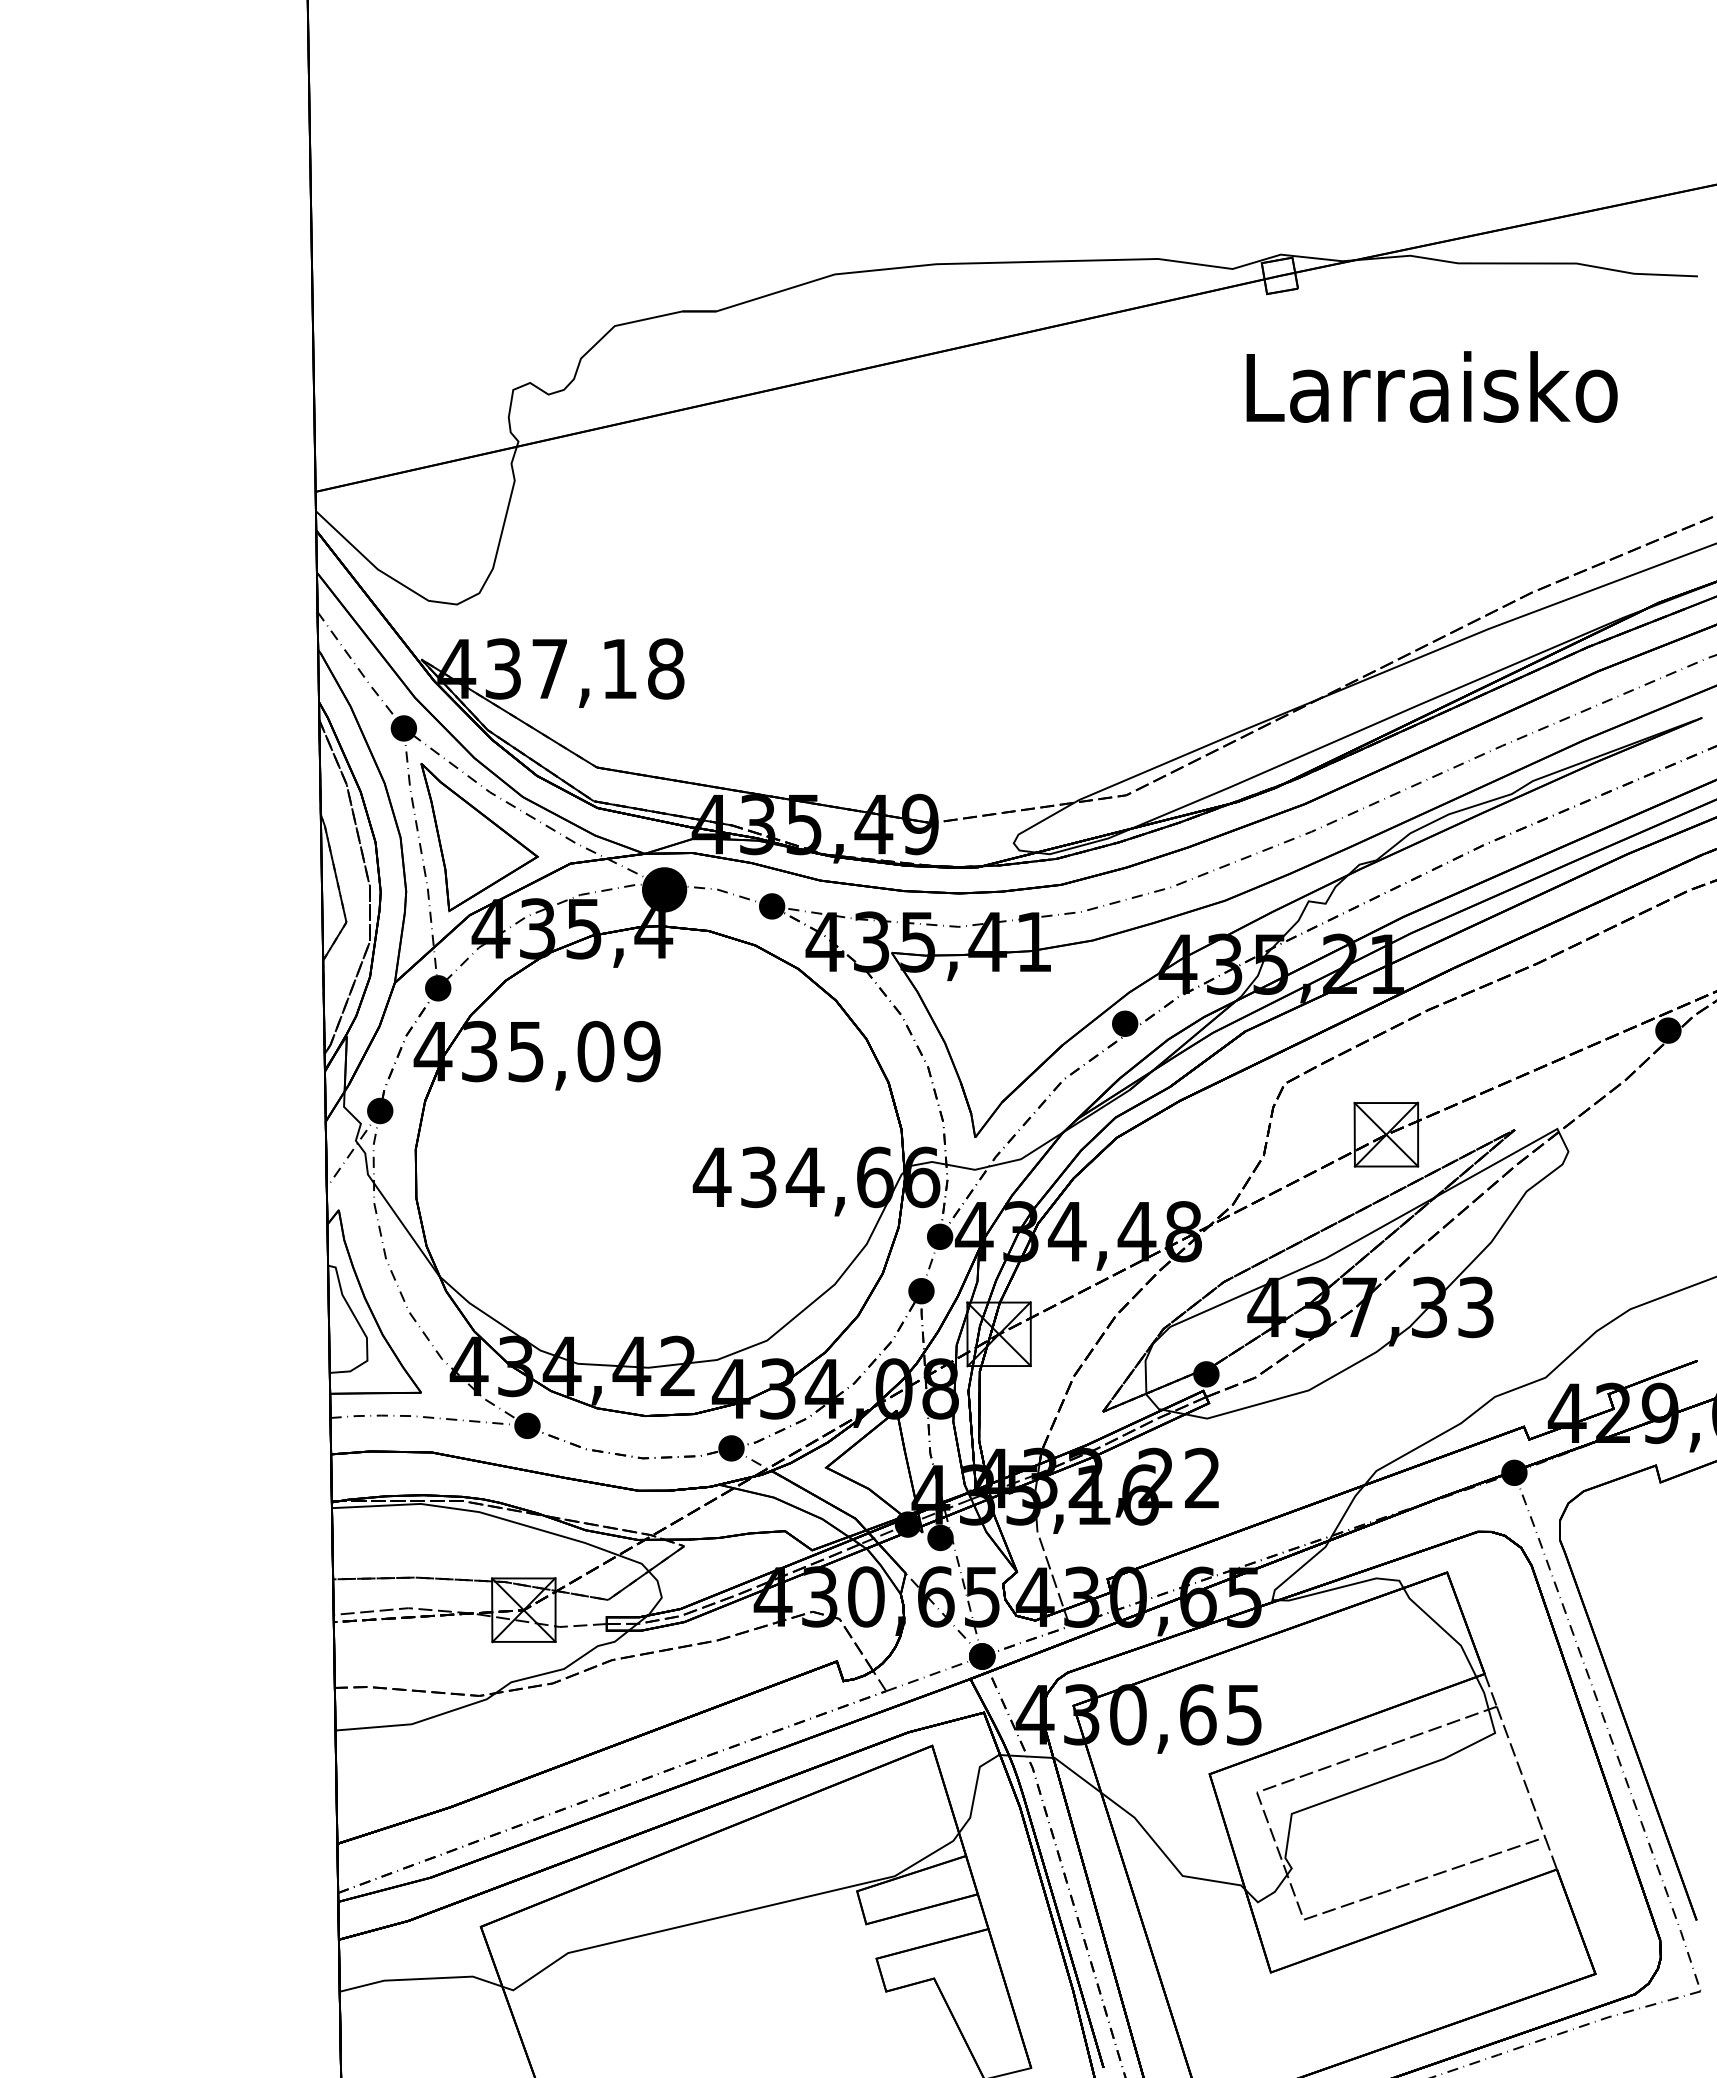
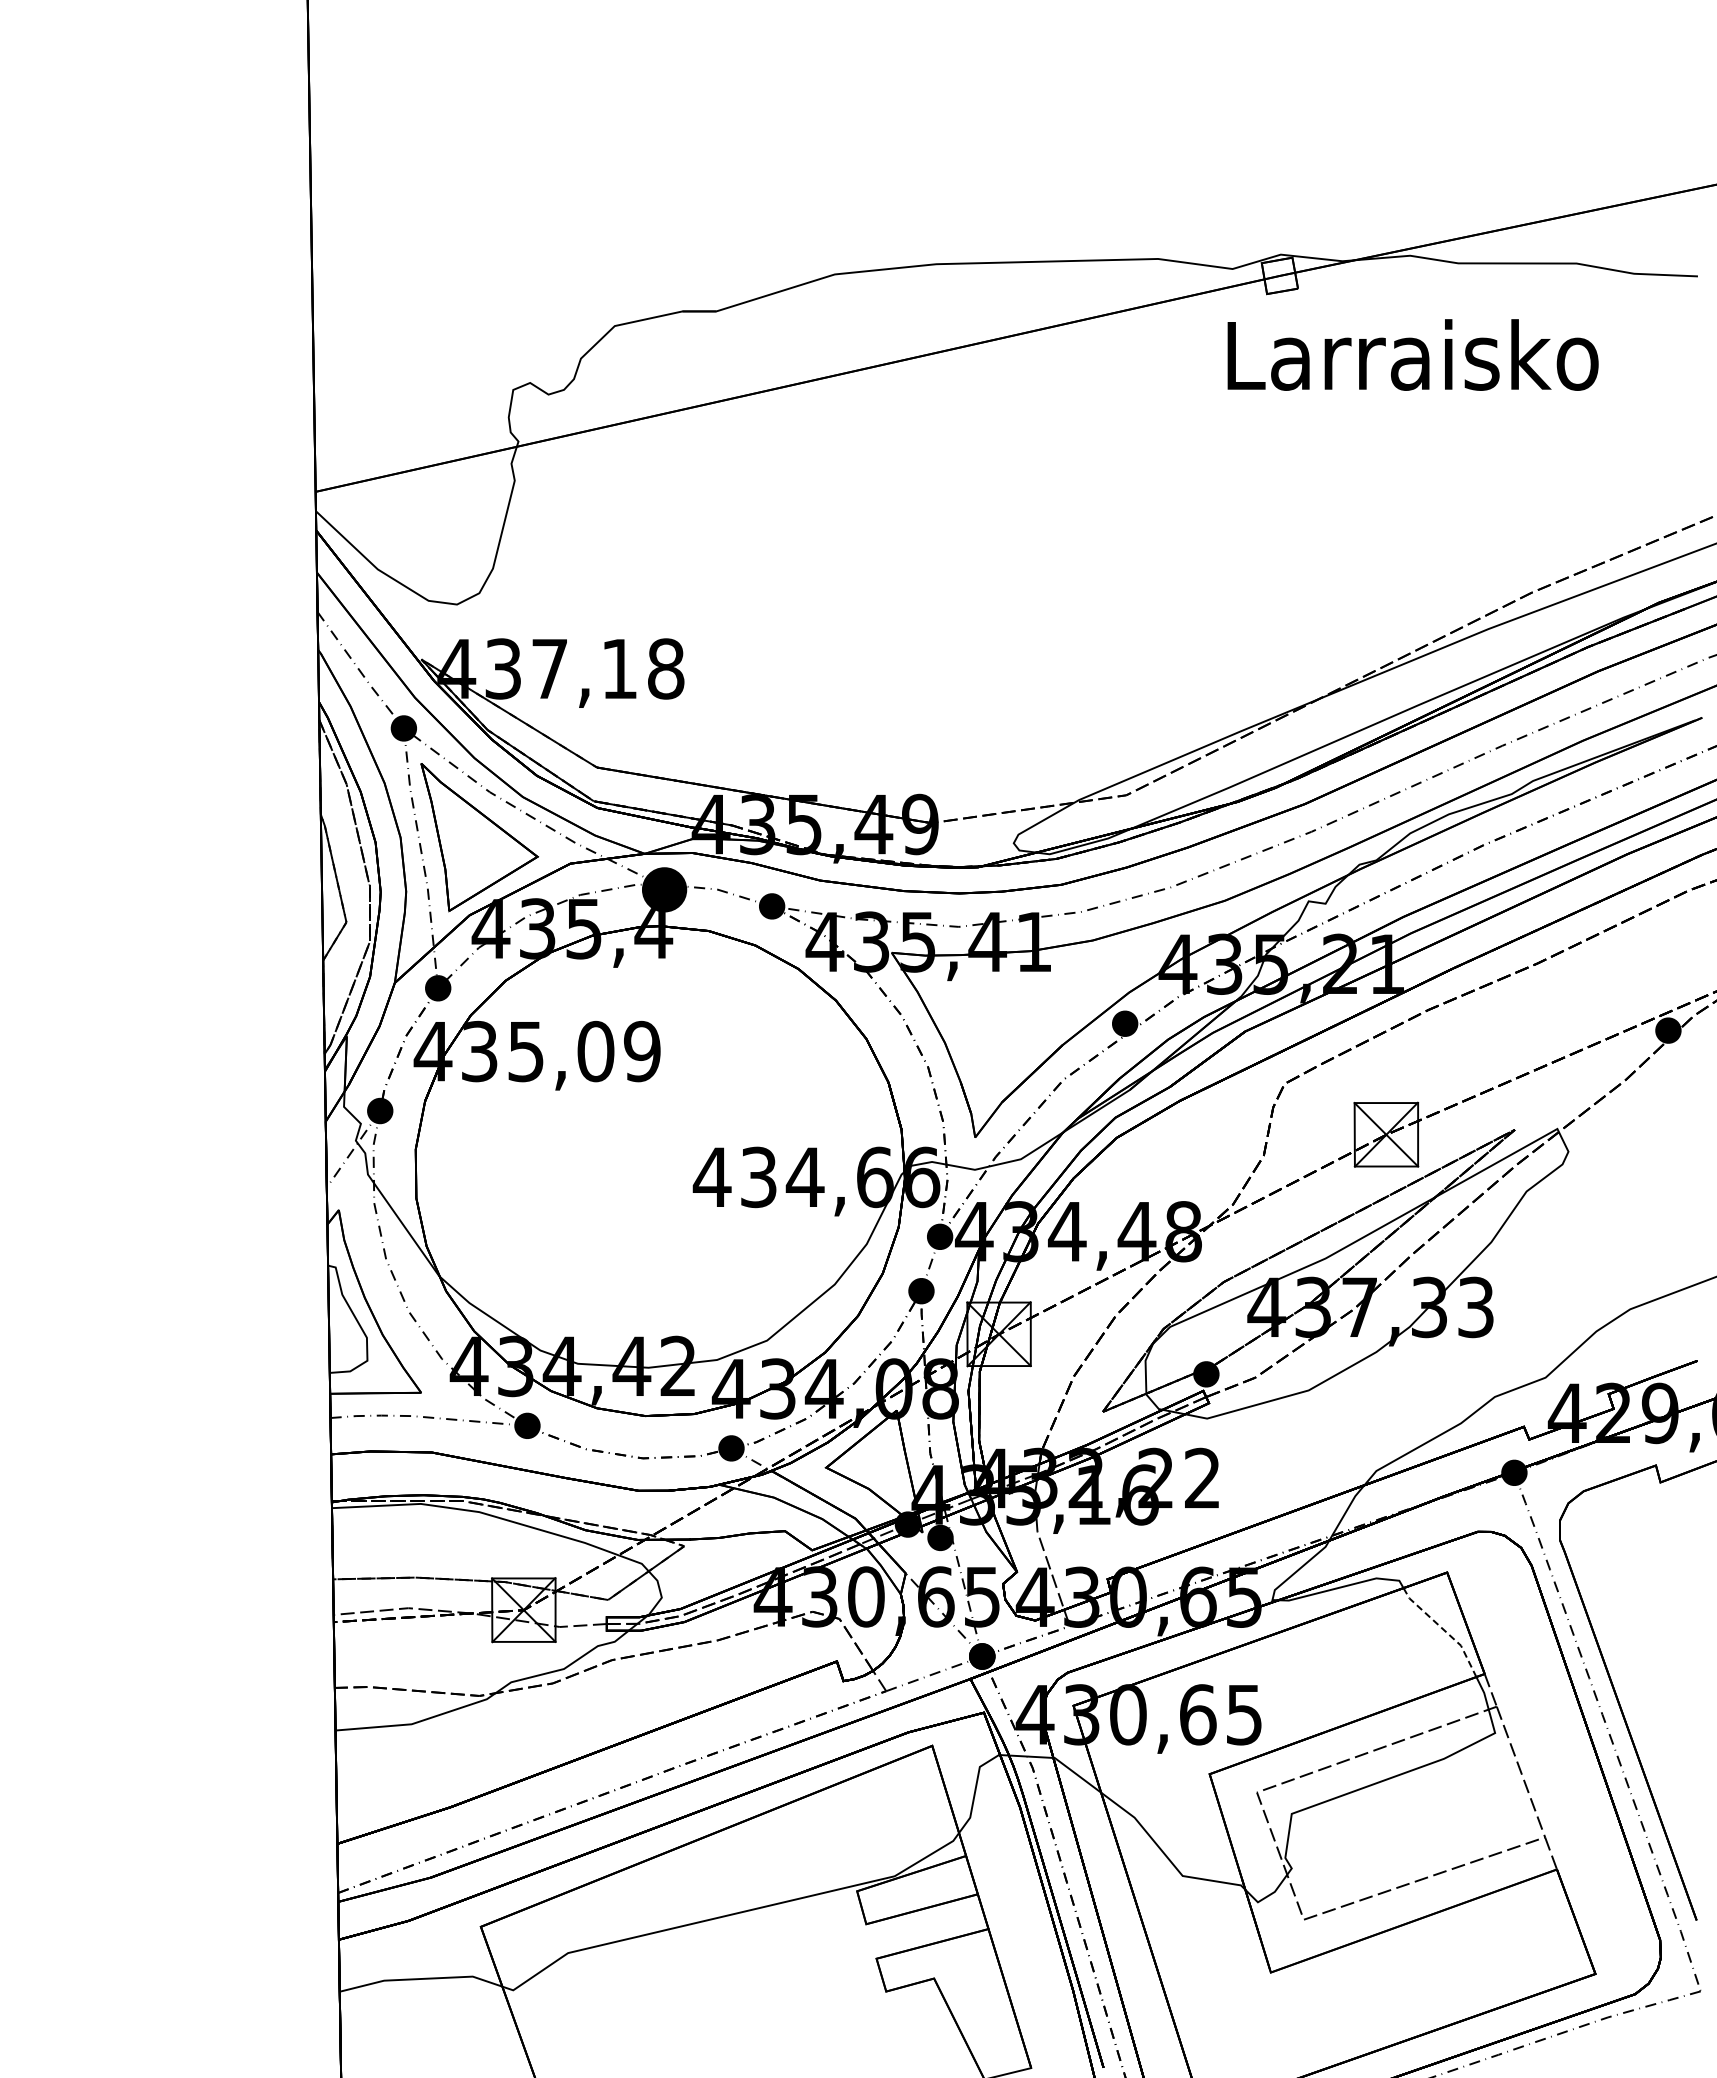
text position: (1431, 386) -> (1412, 354) (1412, 354)
line: solid -> dashed (1444, 1630)
